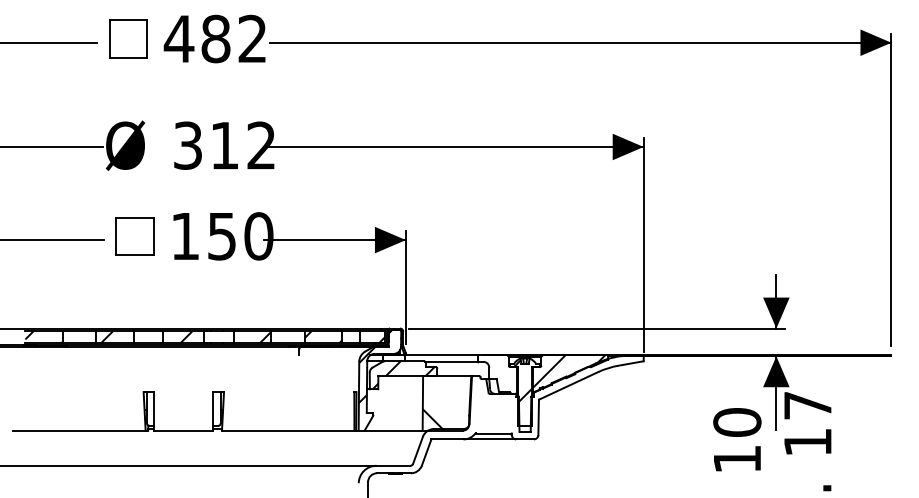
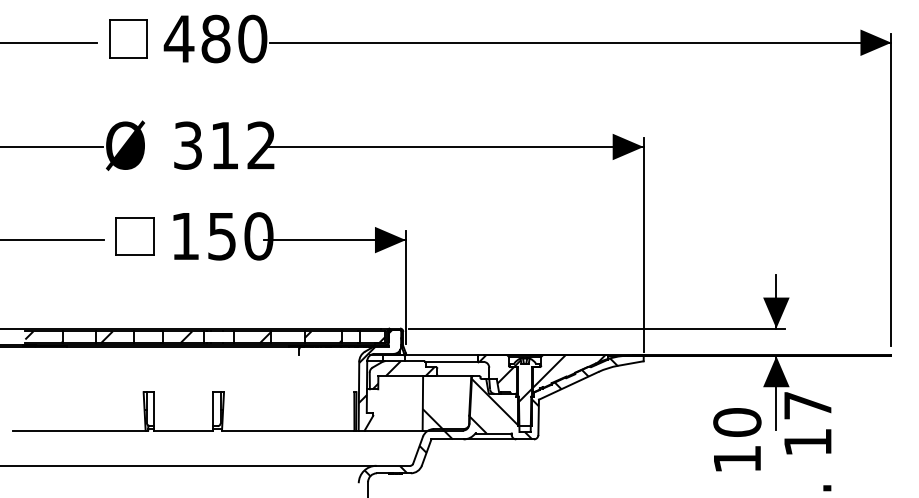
text: 482 -> 480 (252, 38)
hatch: none -> present (496, 369)
hatch: none -> present (490, 417)
